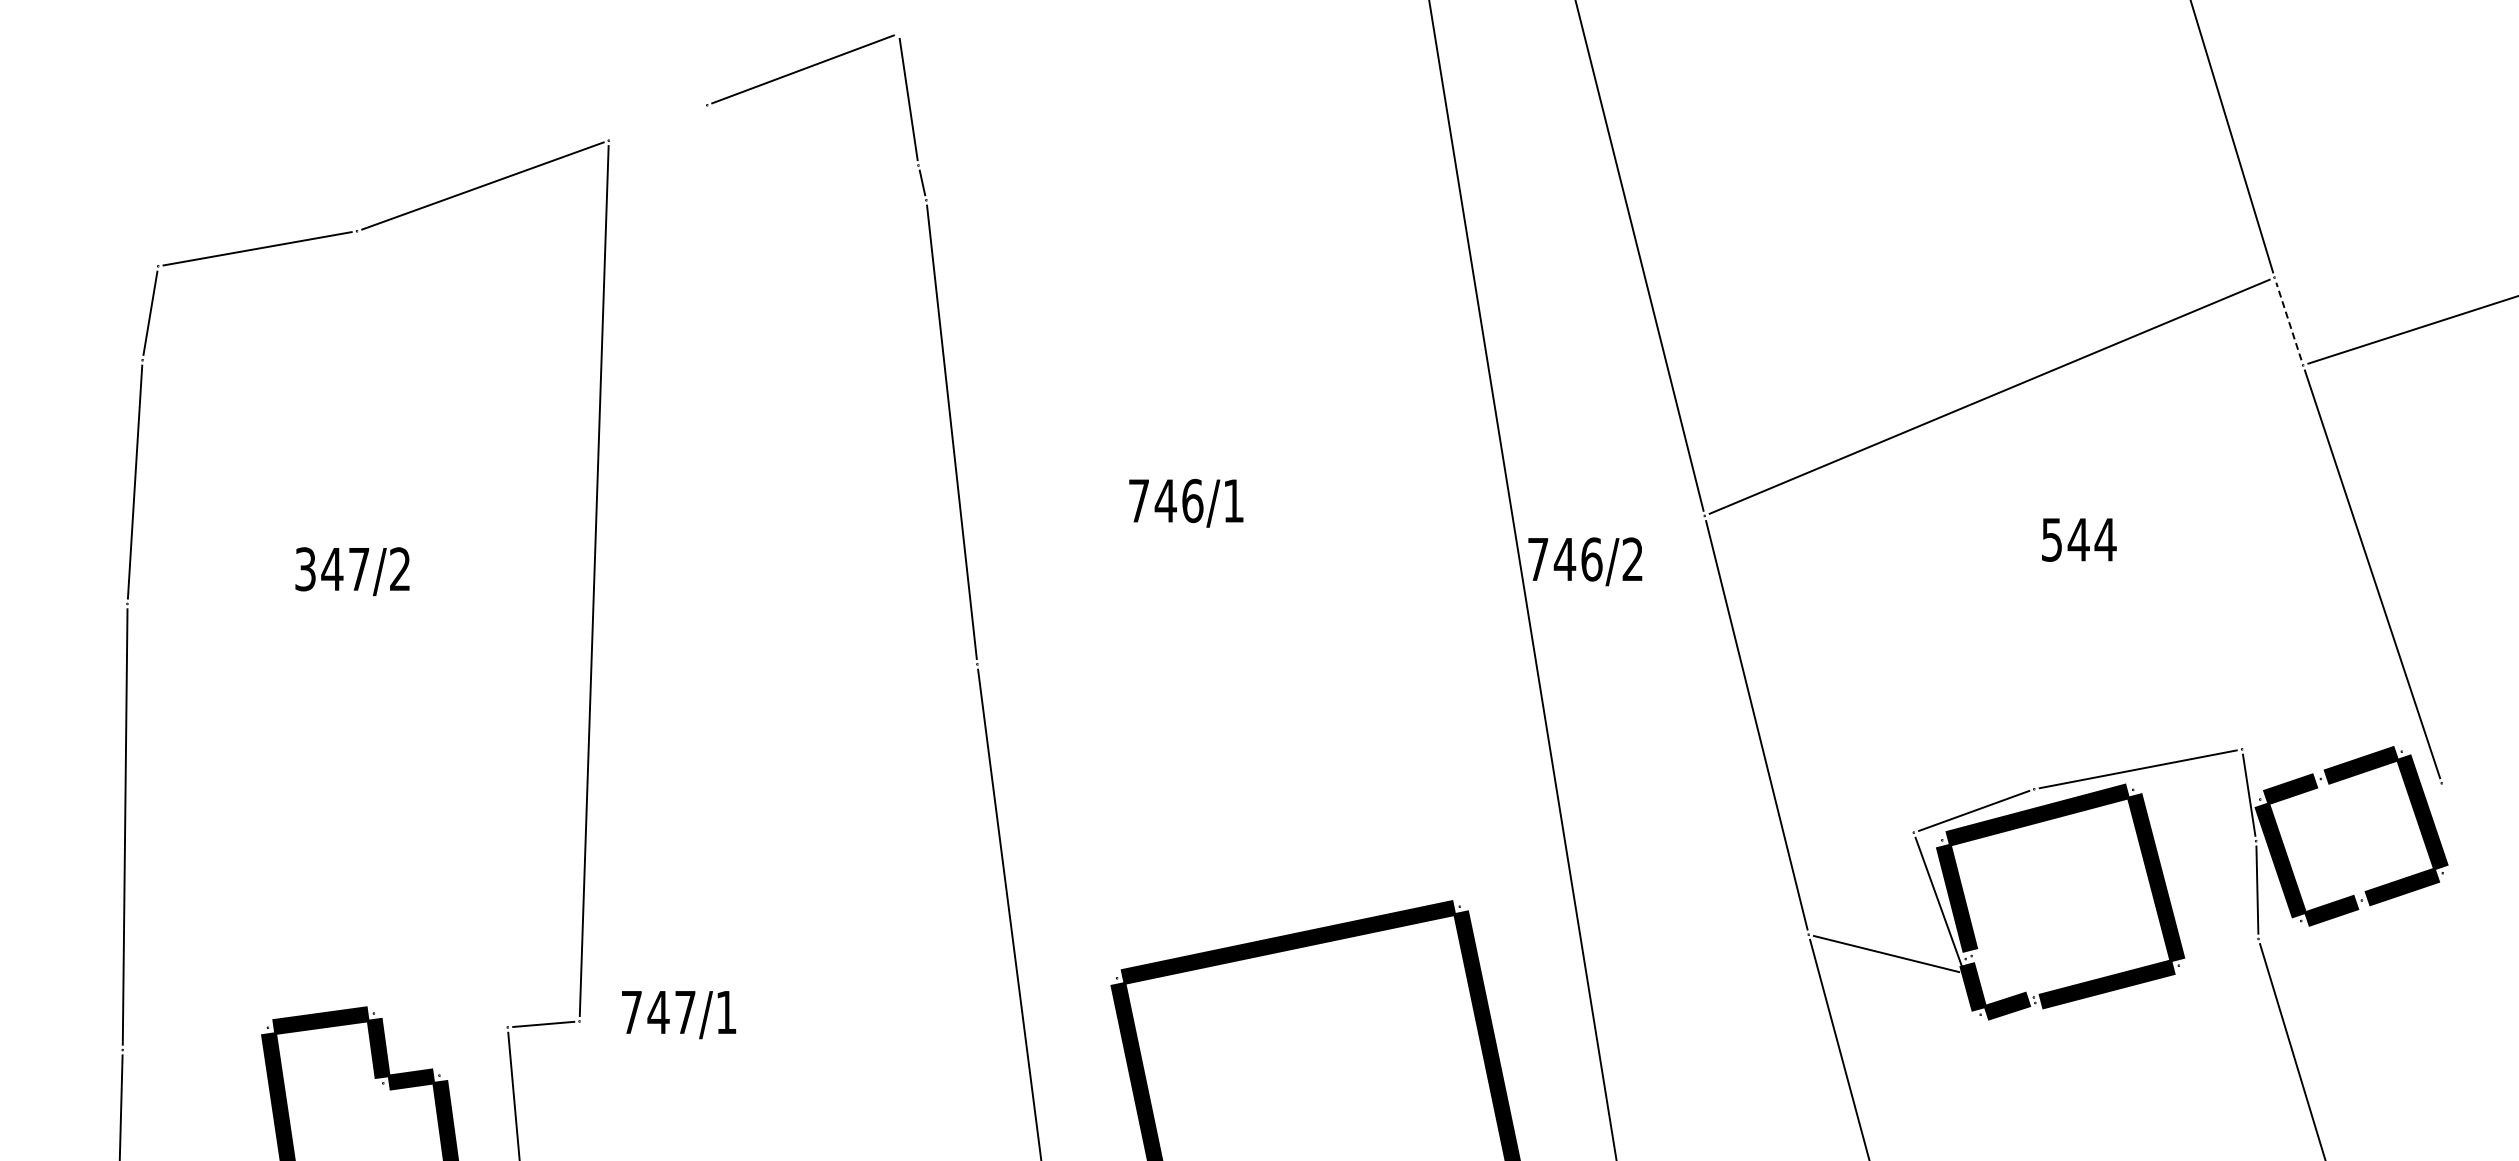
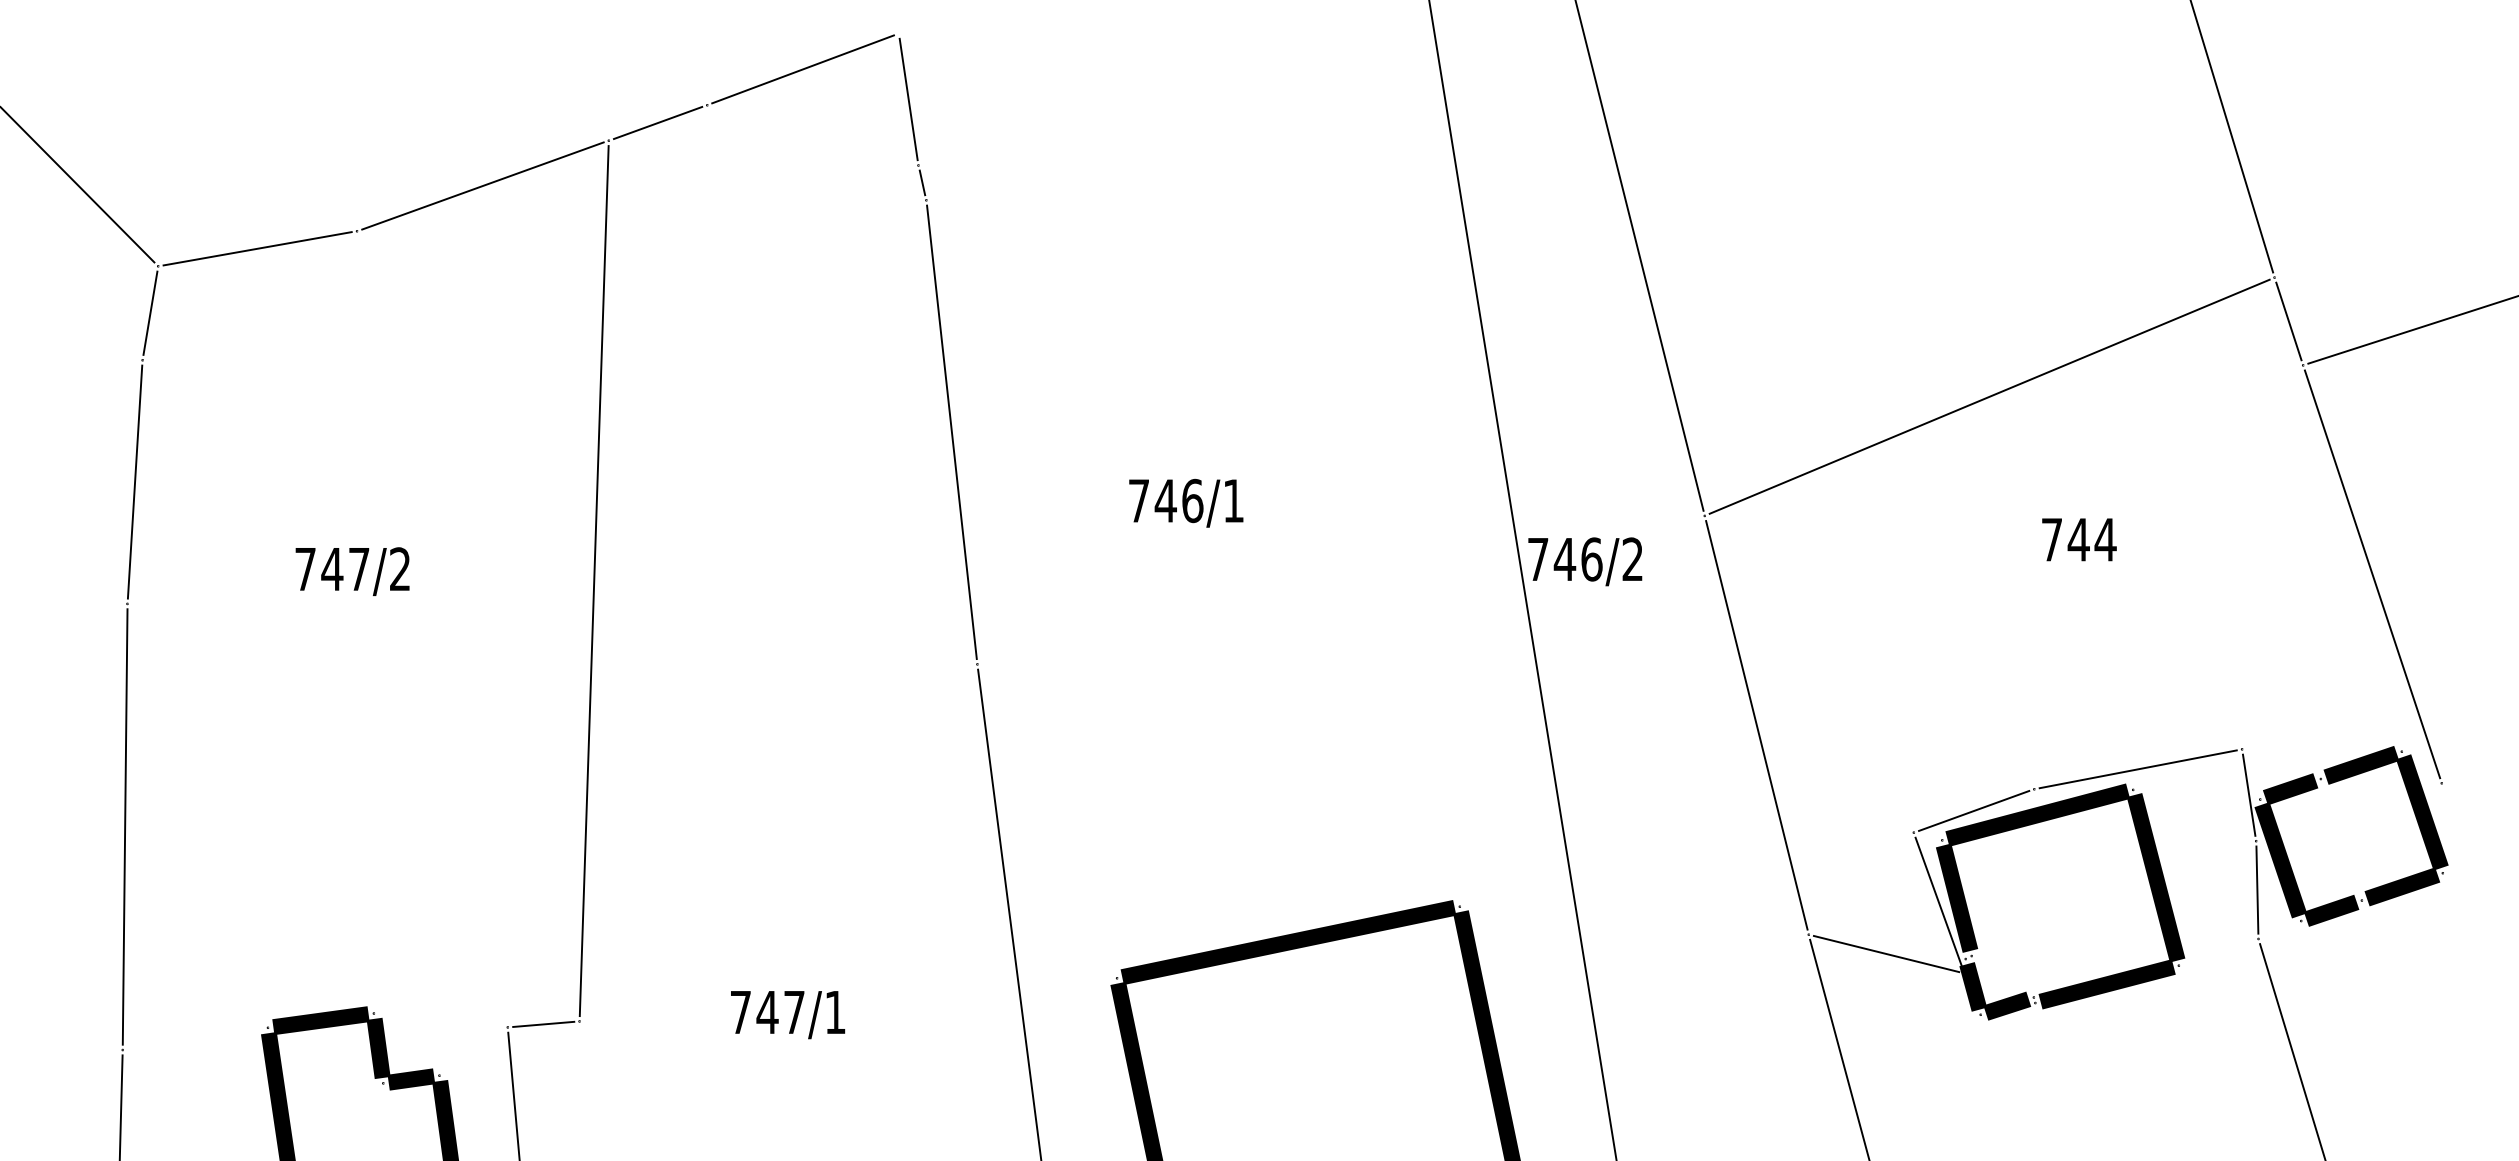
line: none -> present (657, 122)
line: none -> present (78, 185)
line: dashed -> solid (2288, 321)
text: 544 -> 744 (2051, 539)
text: 347/2 -> 747/2 (305, 569)
text position: (679, 1015) -> (788, 1015) (788, 1015)
